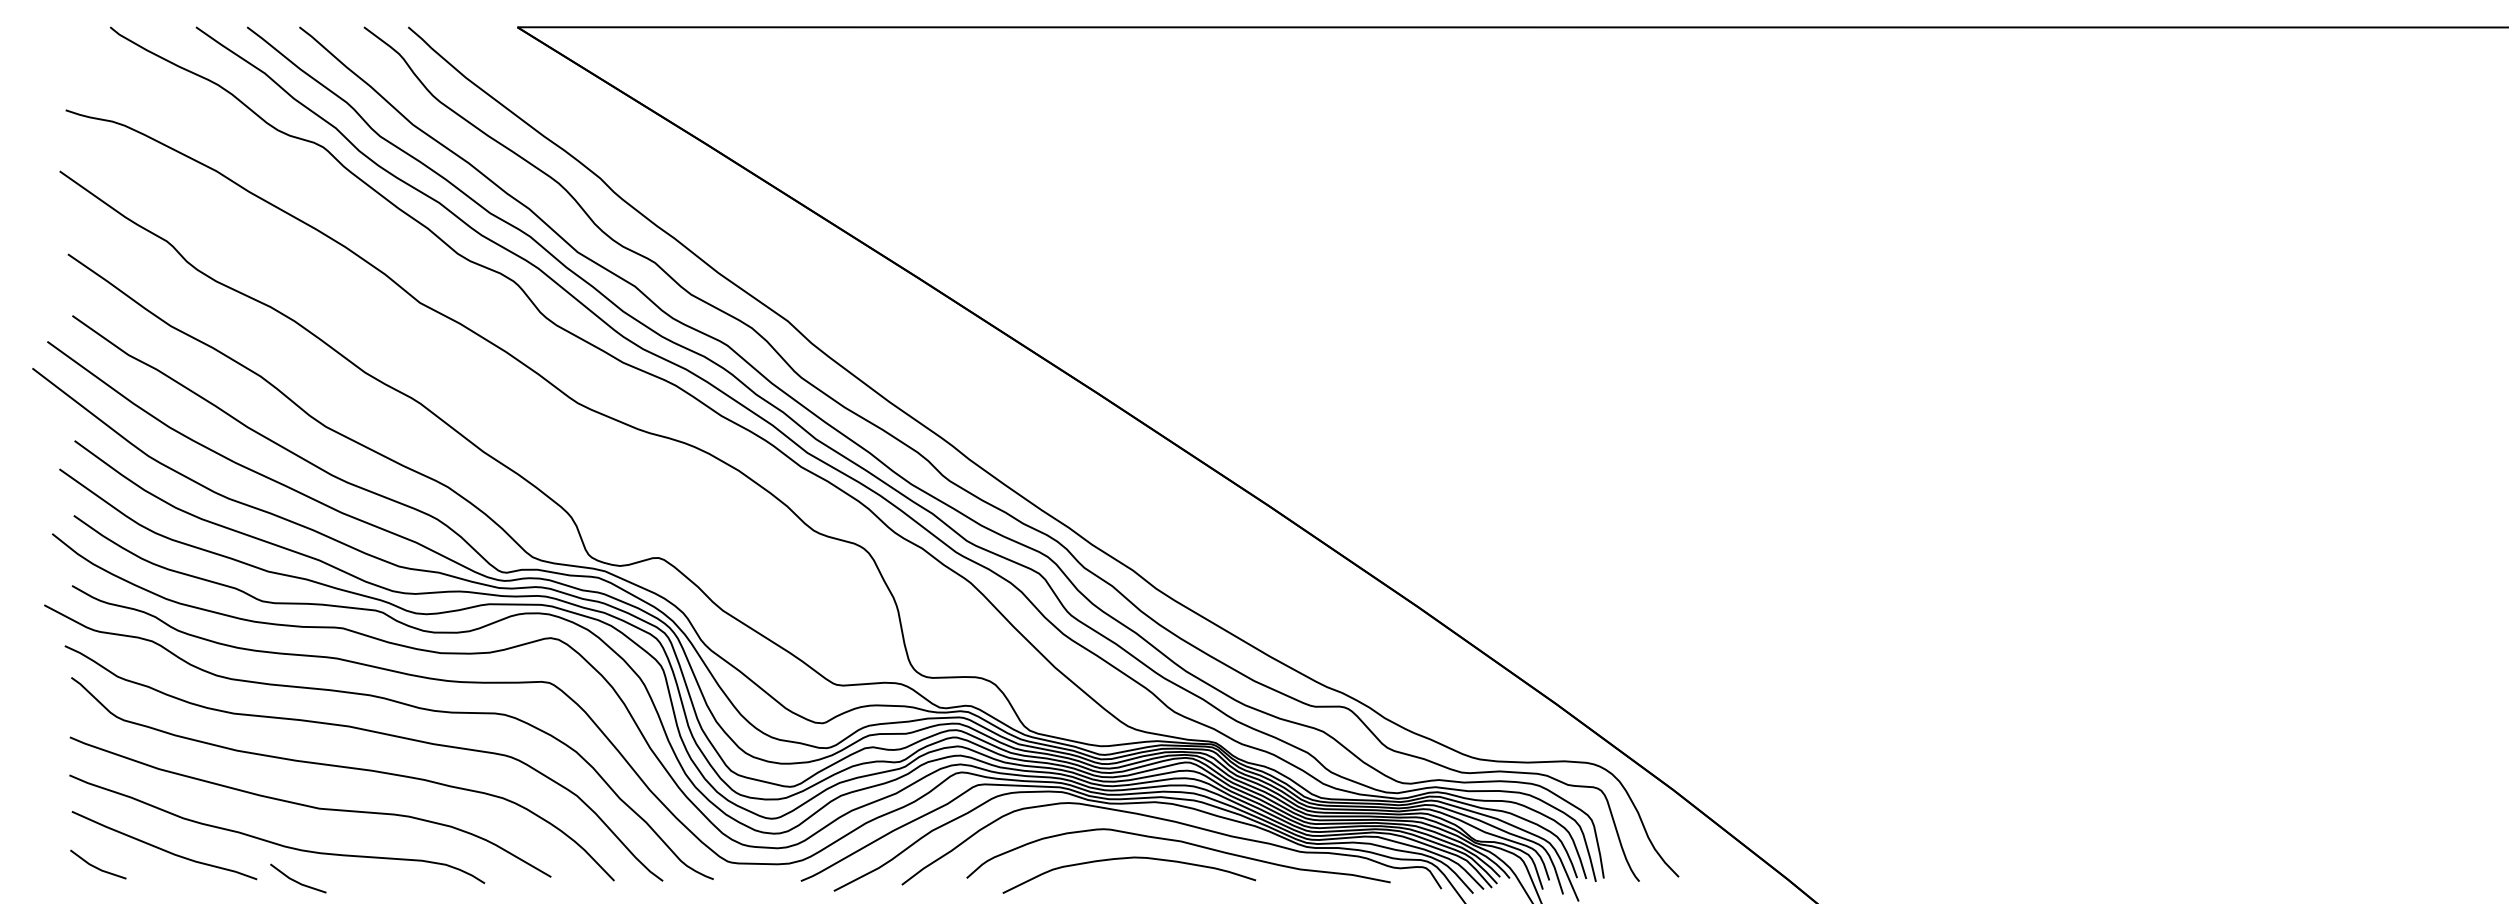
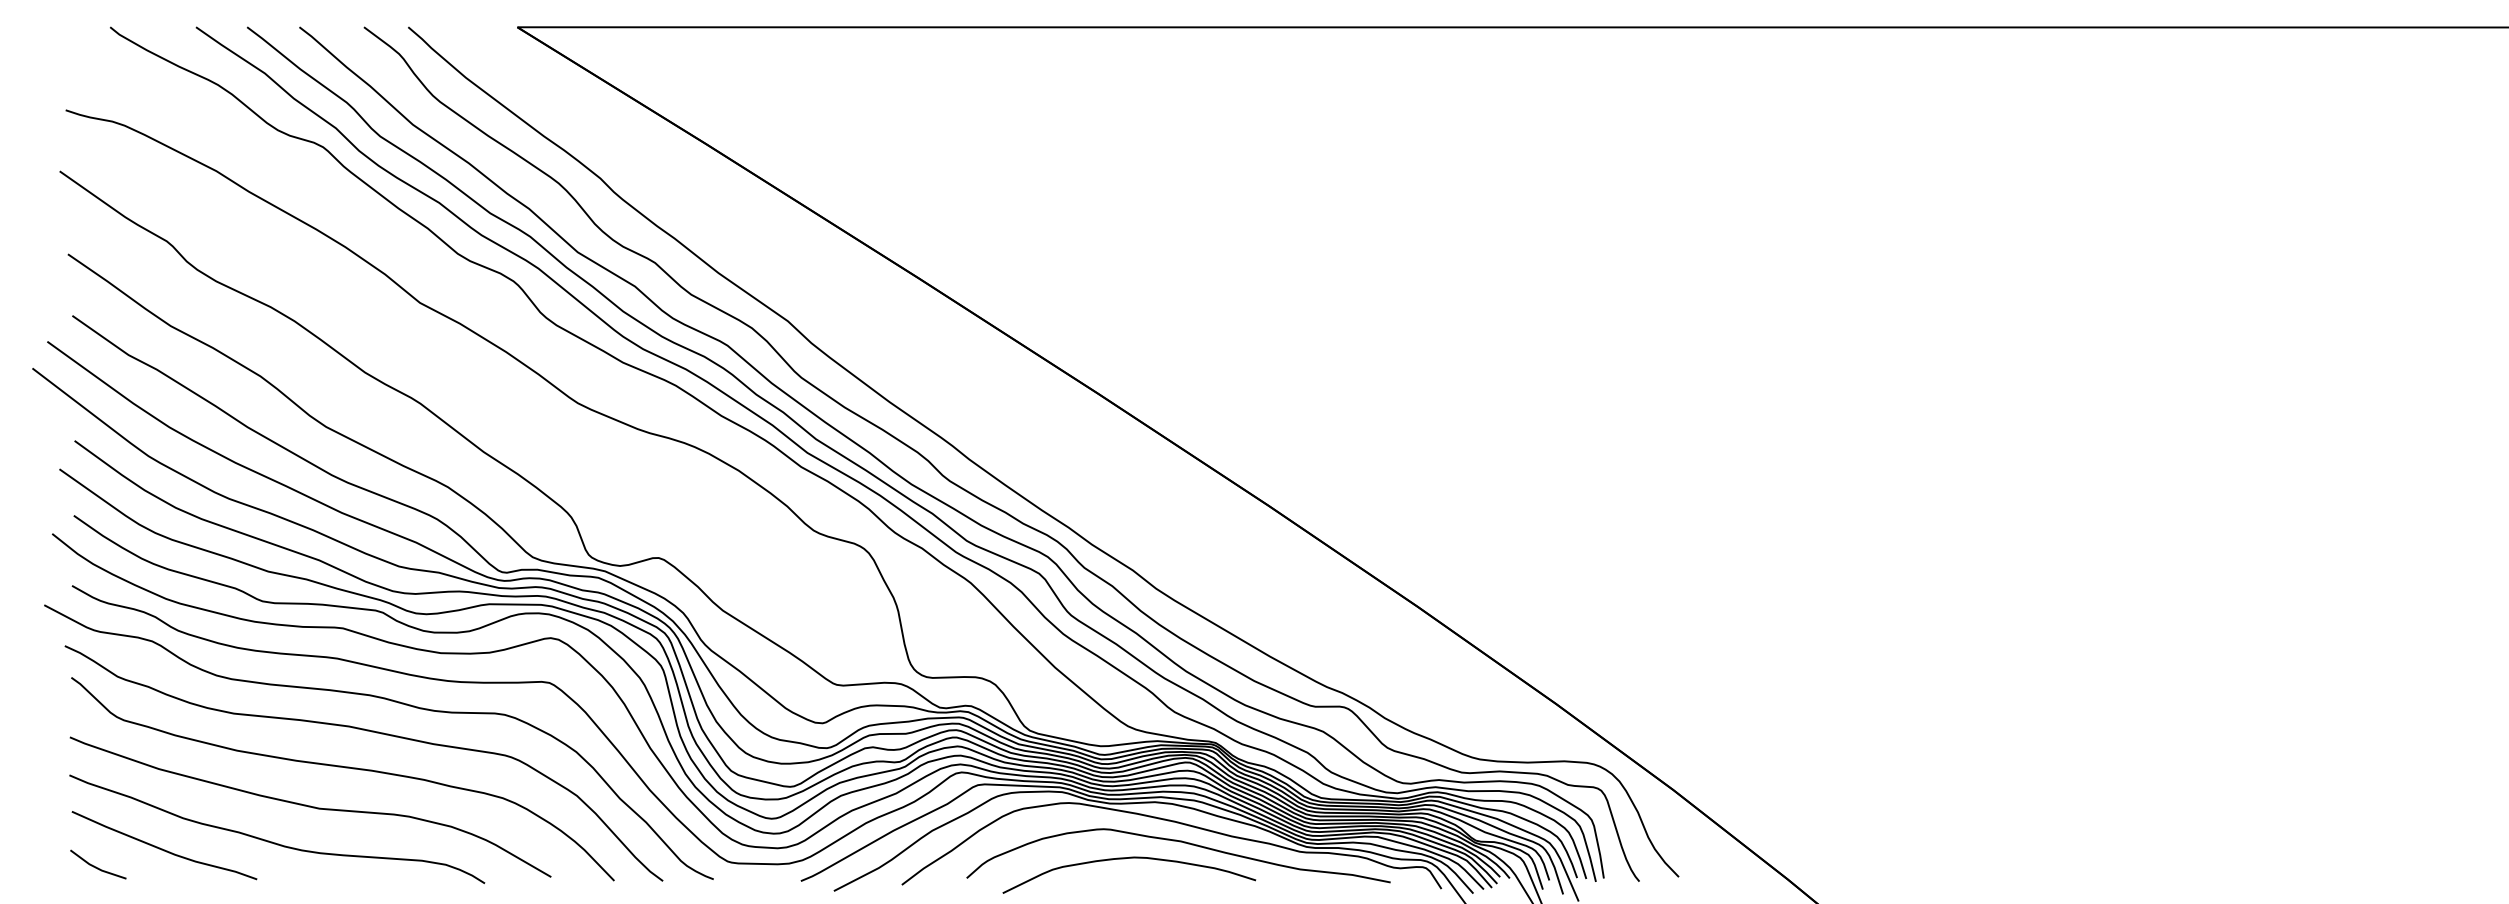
line: present -> none (296, 880)
